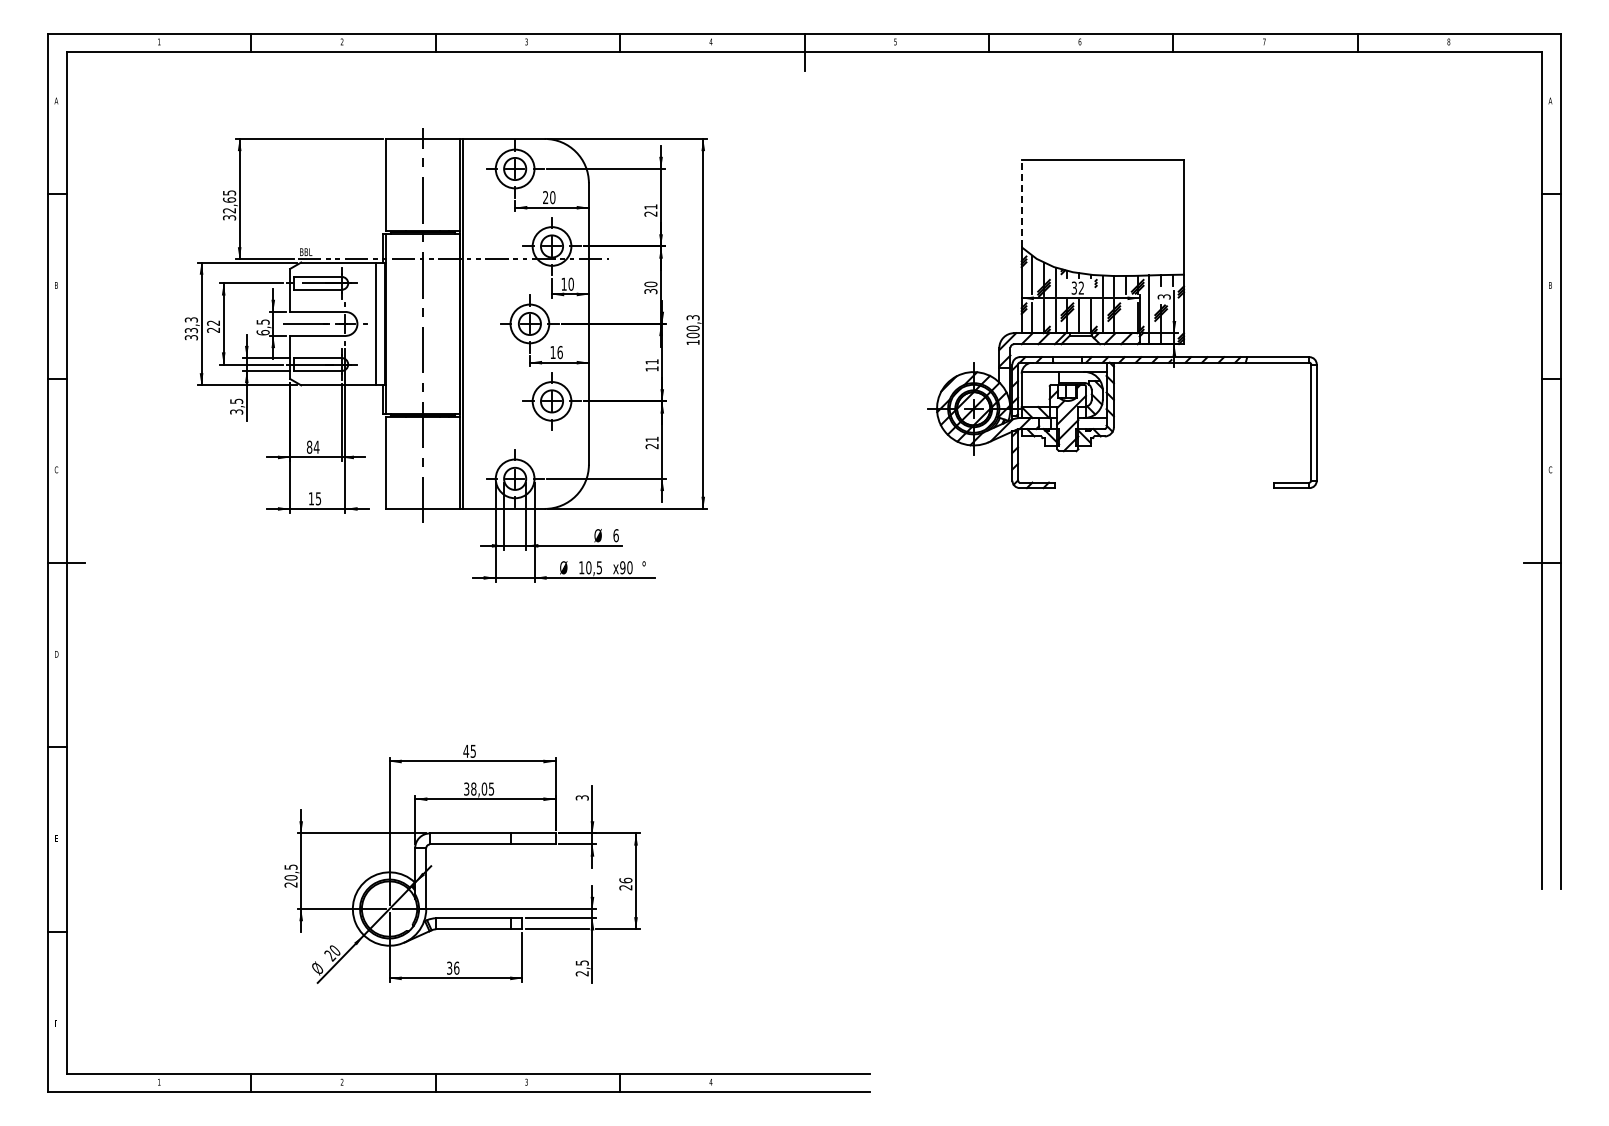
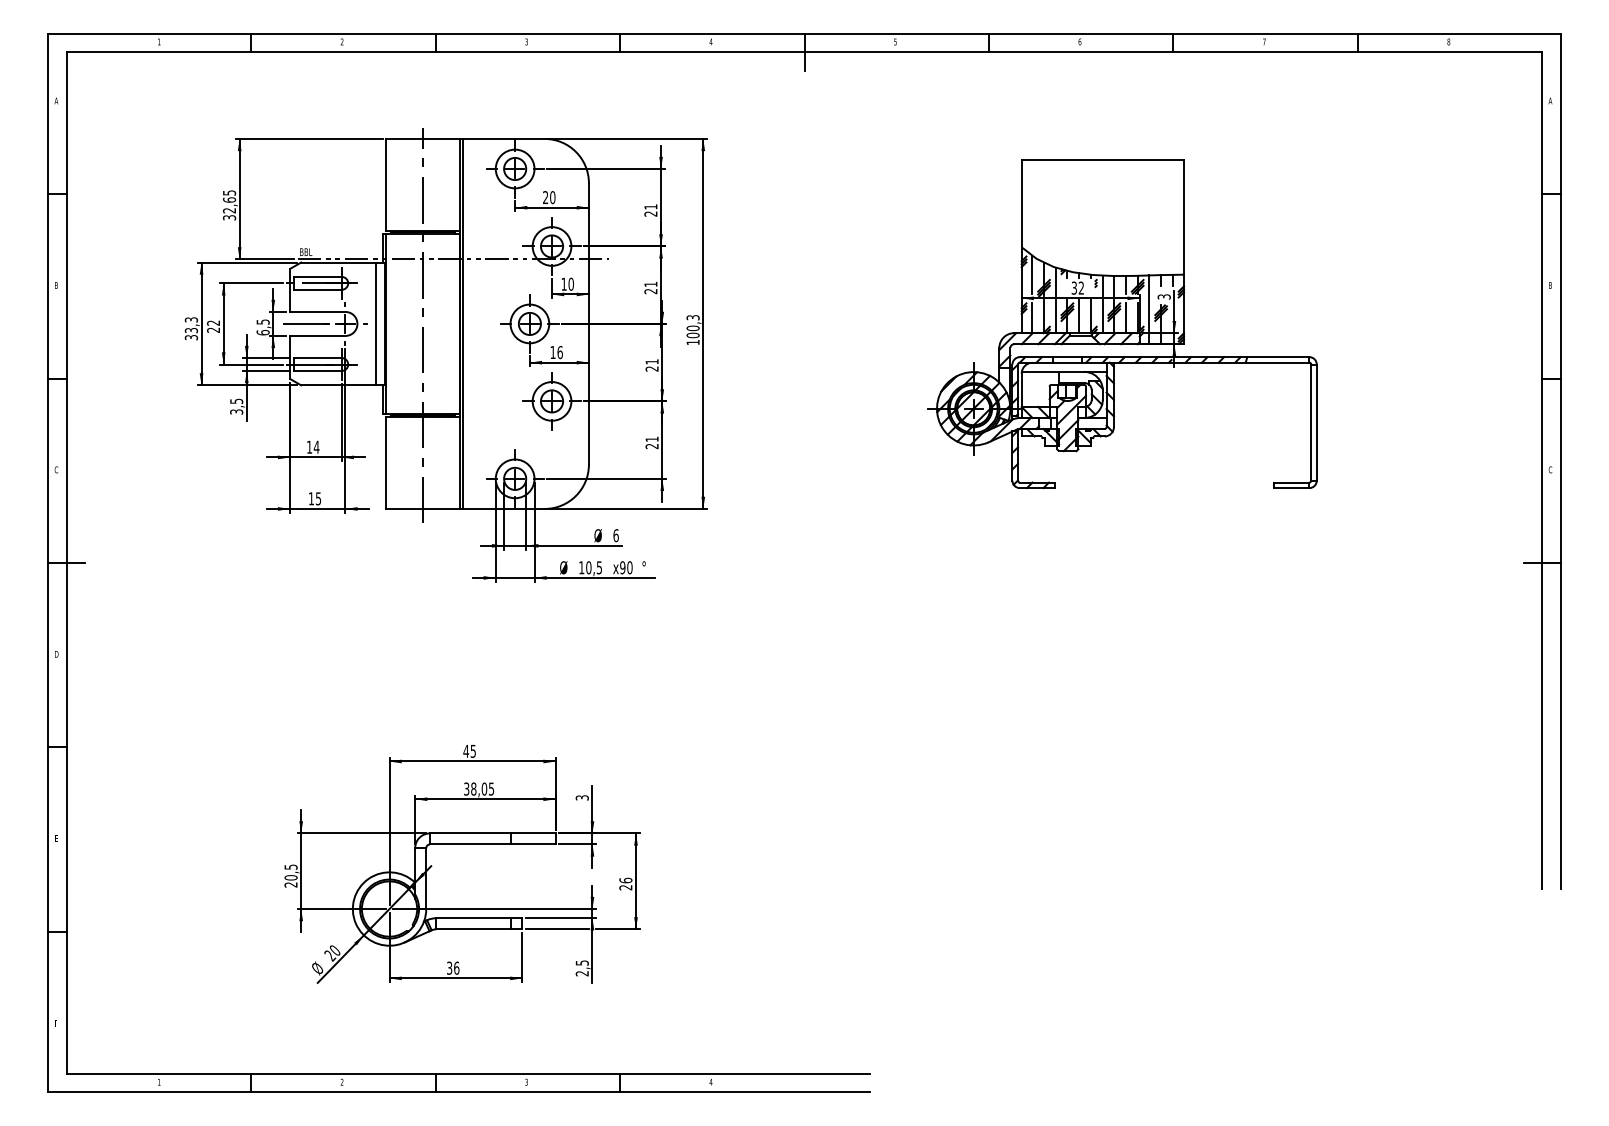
line: dashed -> solid (1021, 203)
text: 30 -> 21 (650, 287)
line: none -> present (1125, 317)
text: 11 -> 21 (651, 368)
text: 84 -> 14 (309, 446)
